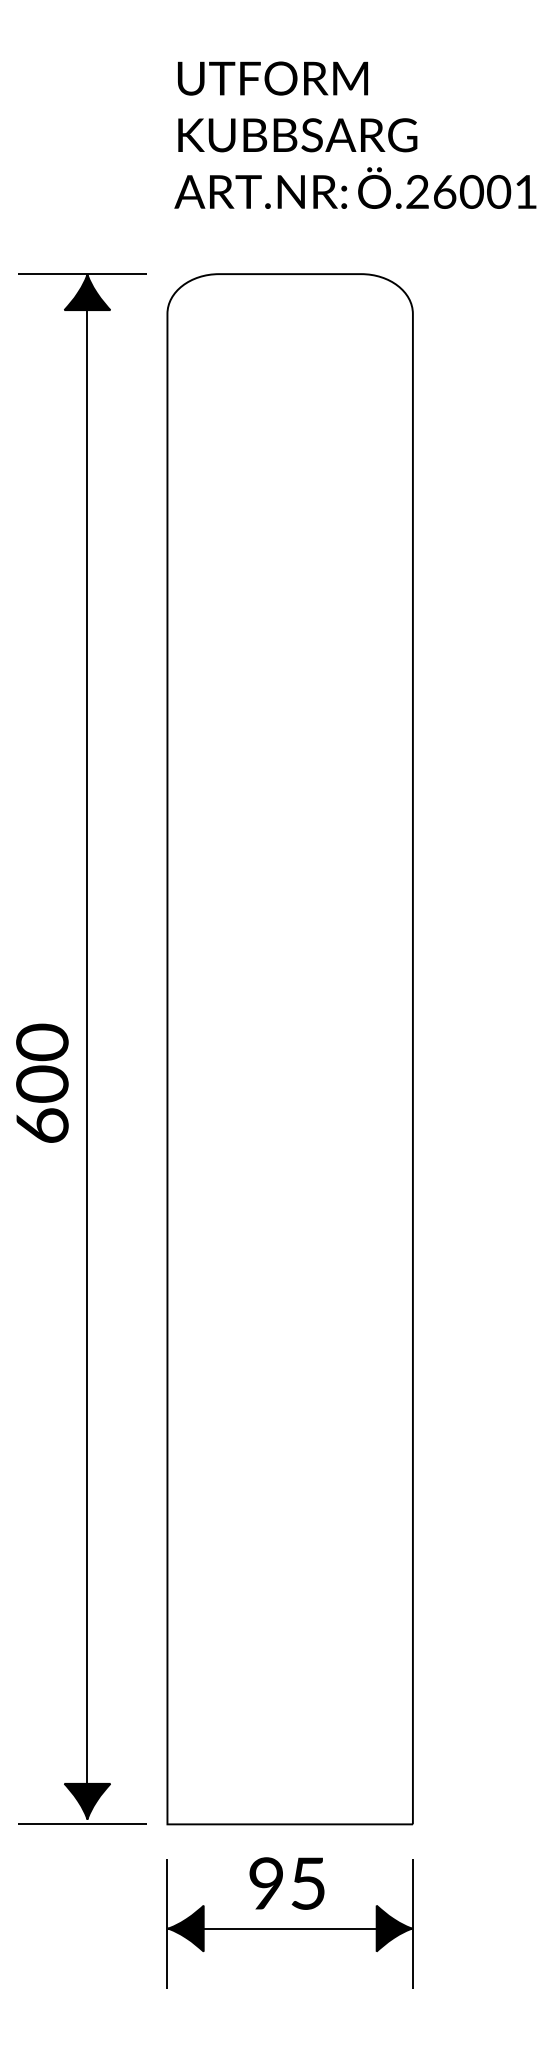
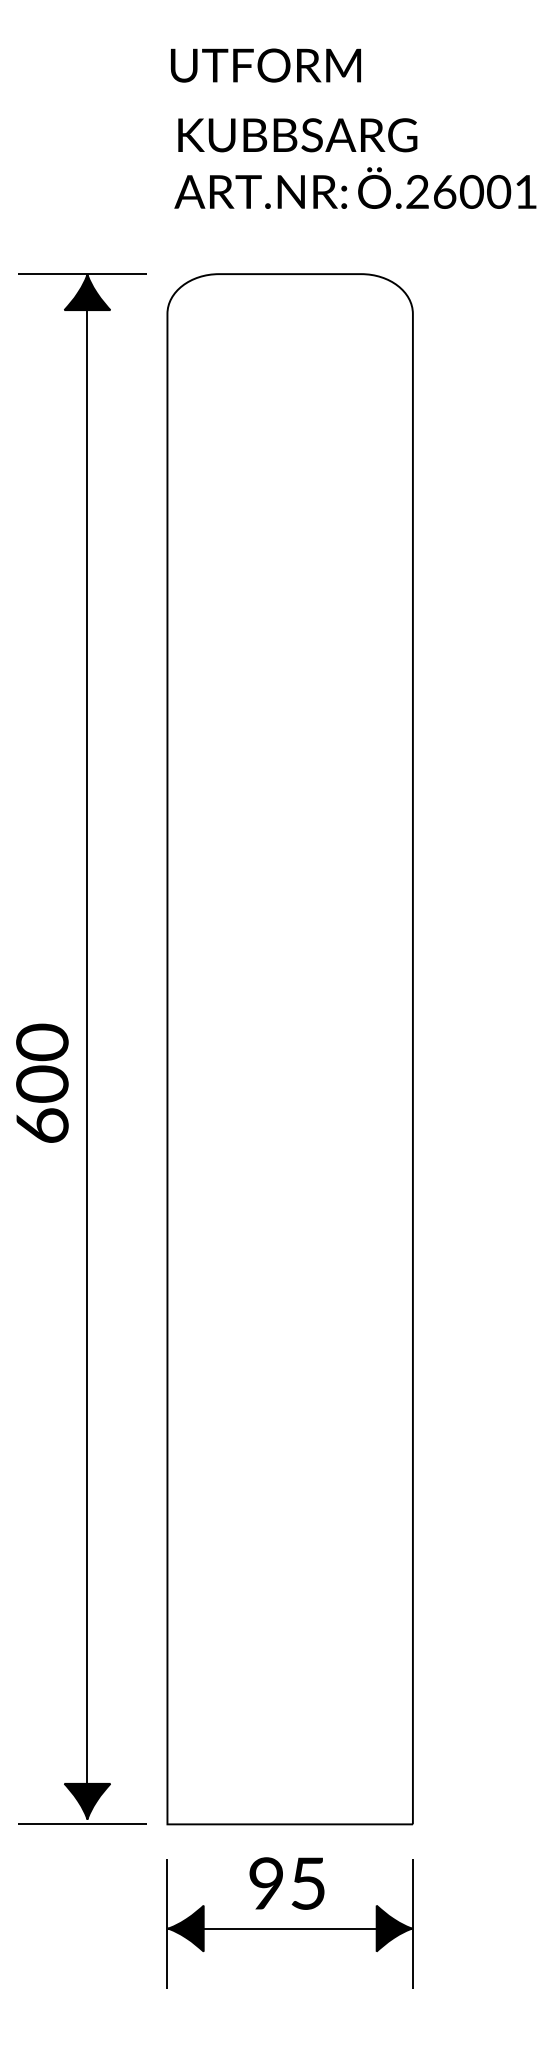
text position: (272, 78) -> (265, 65) (265, 65)
